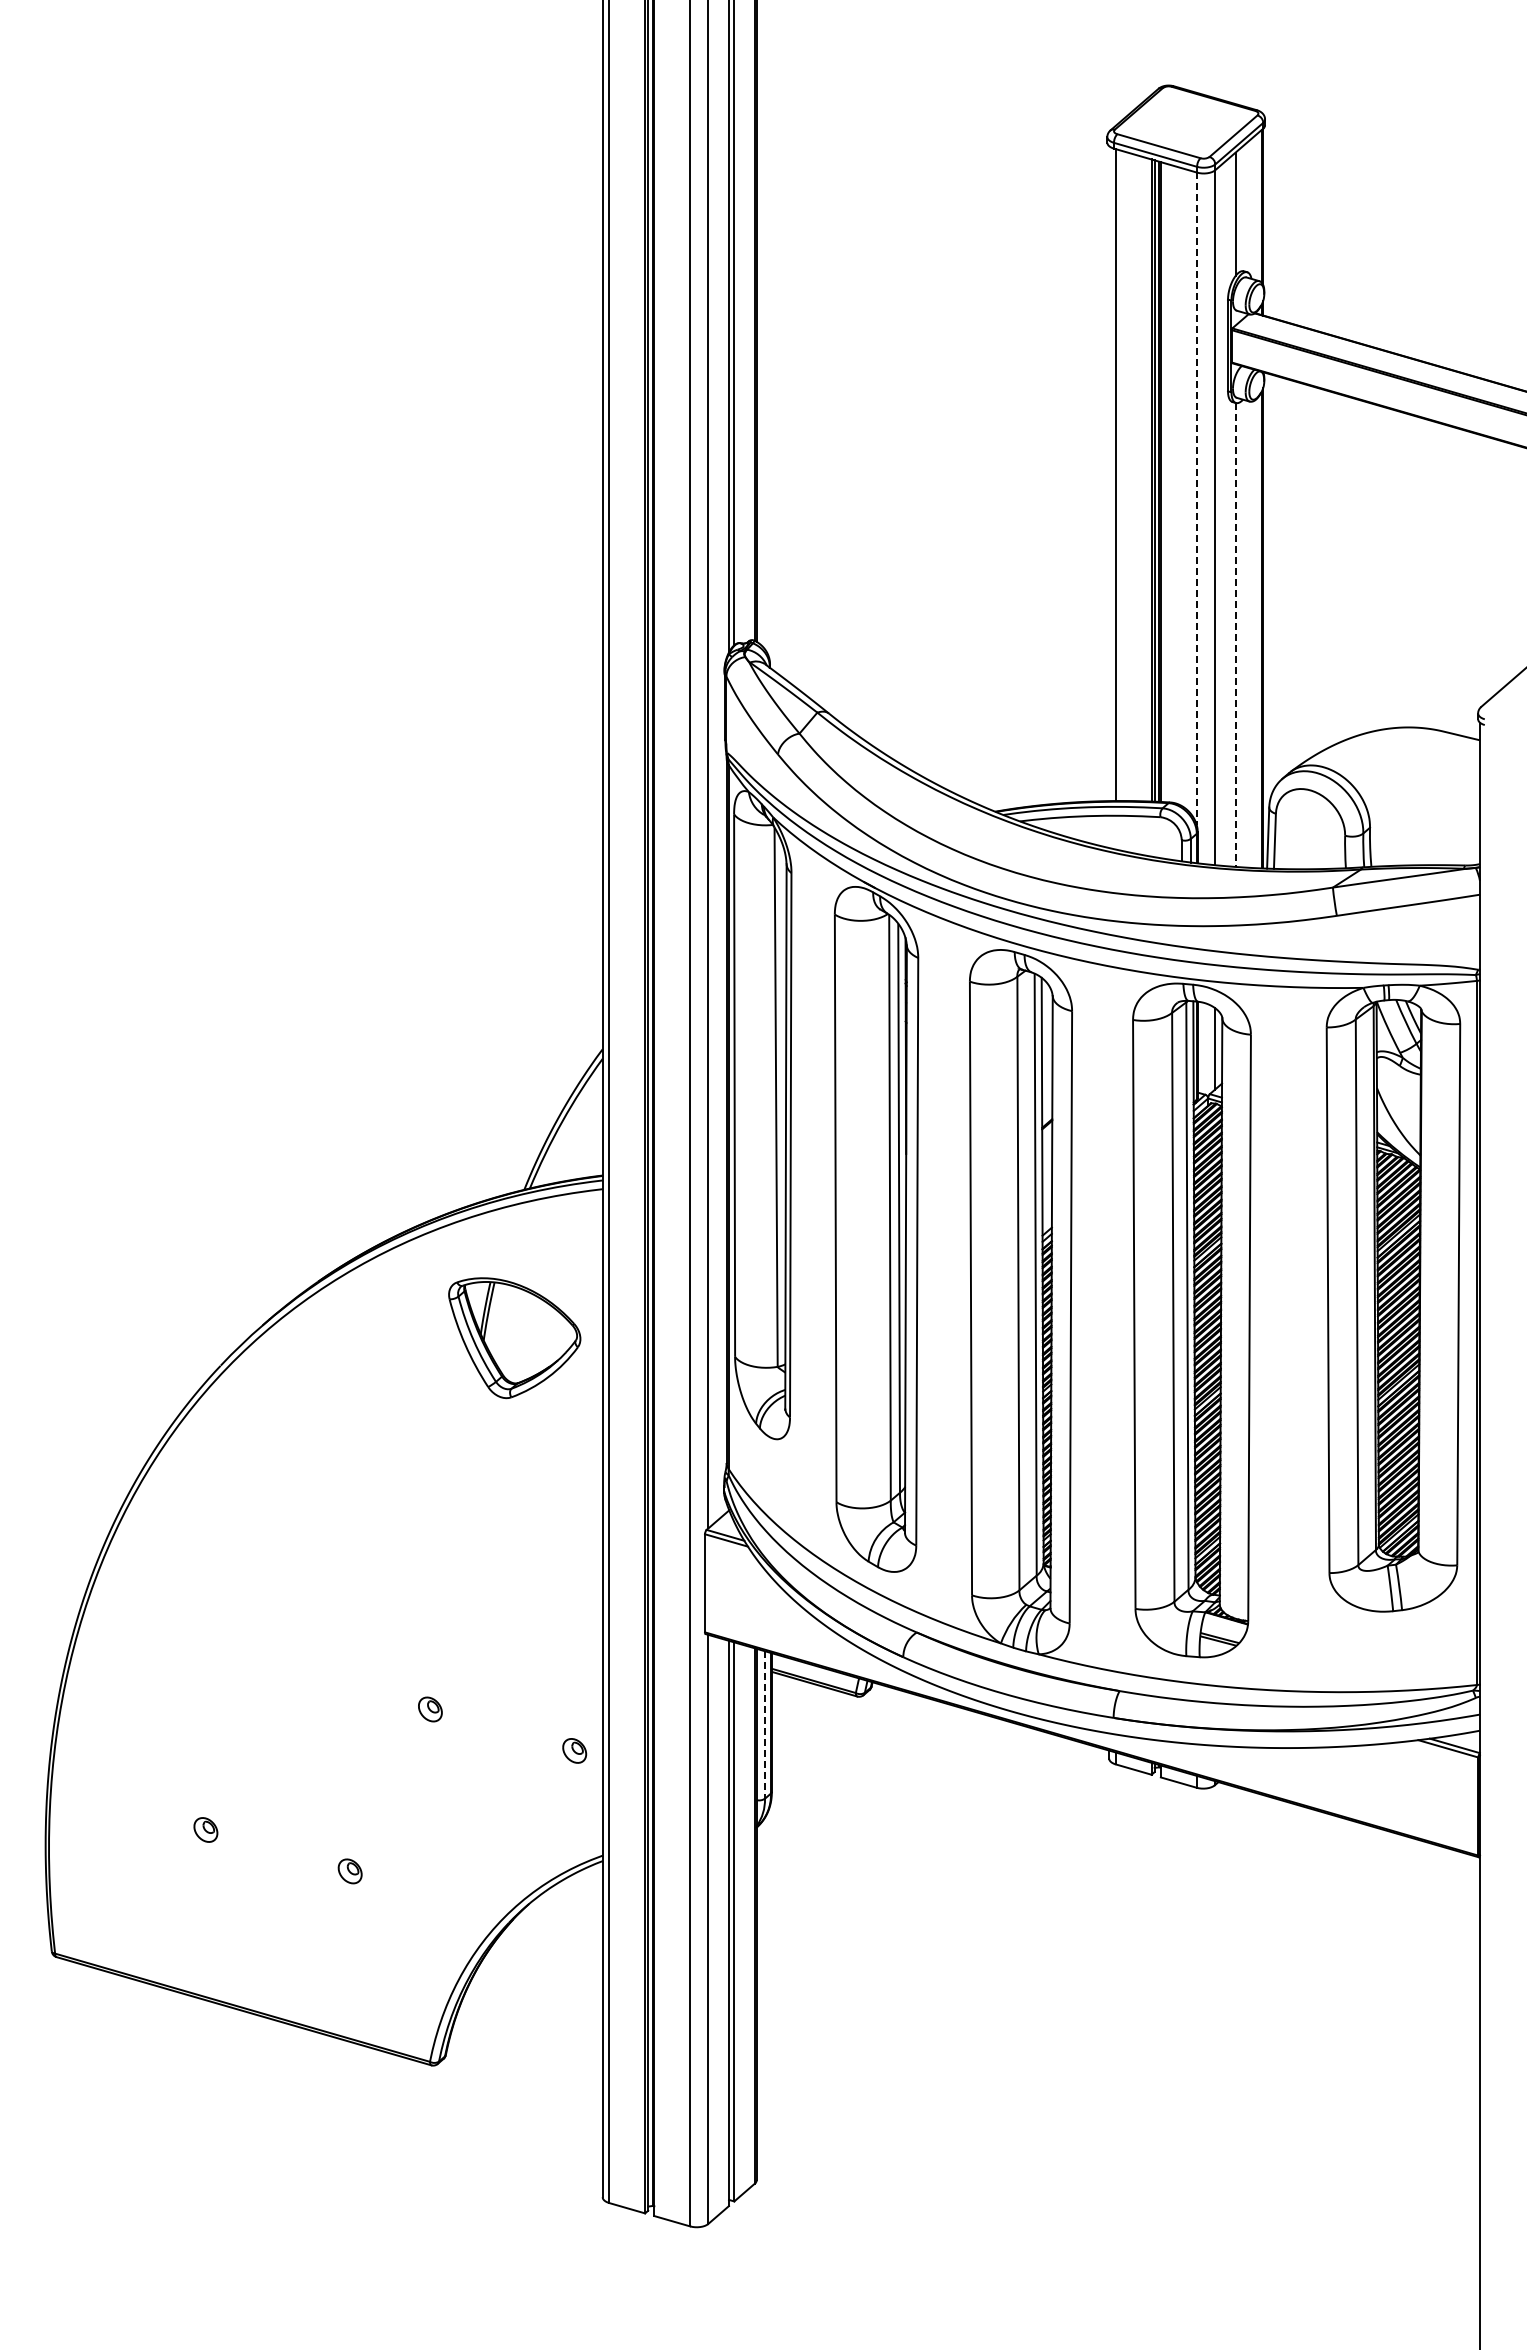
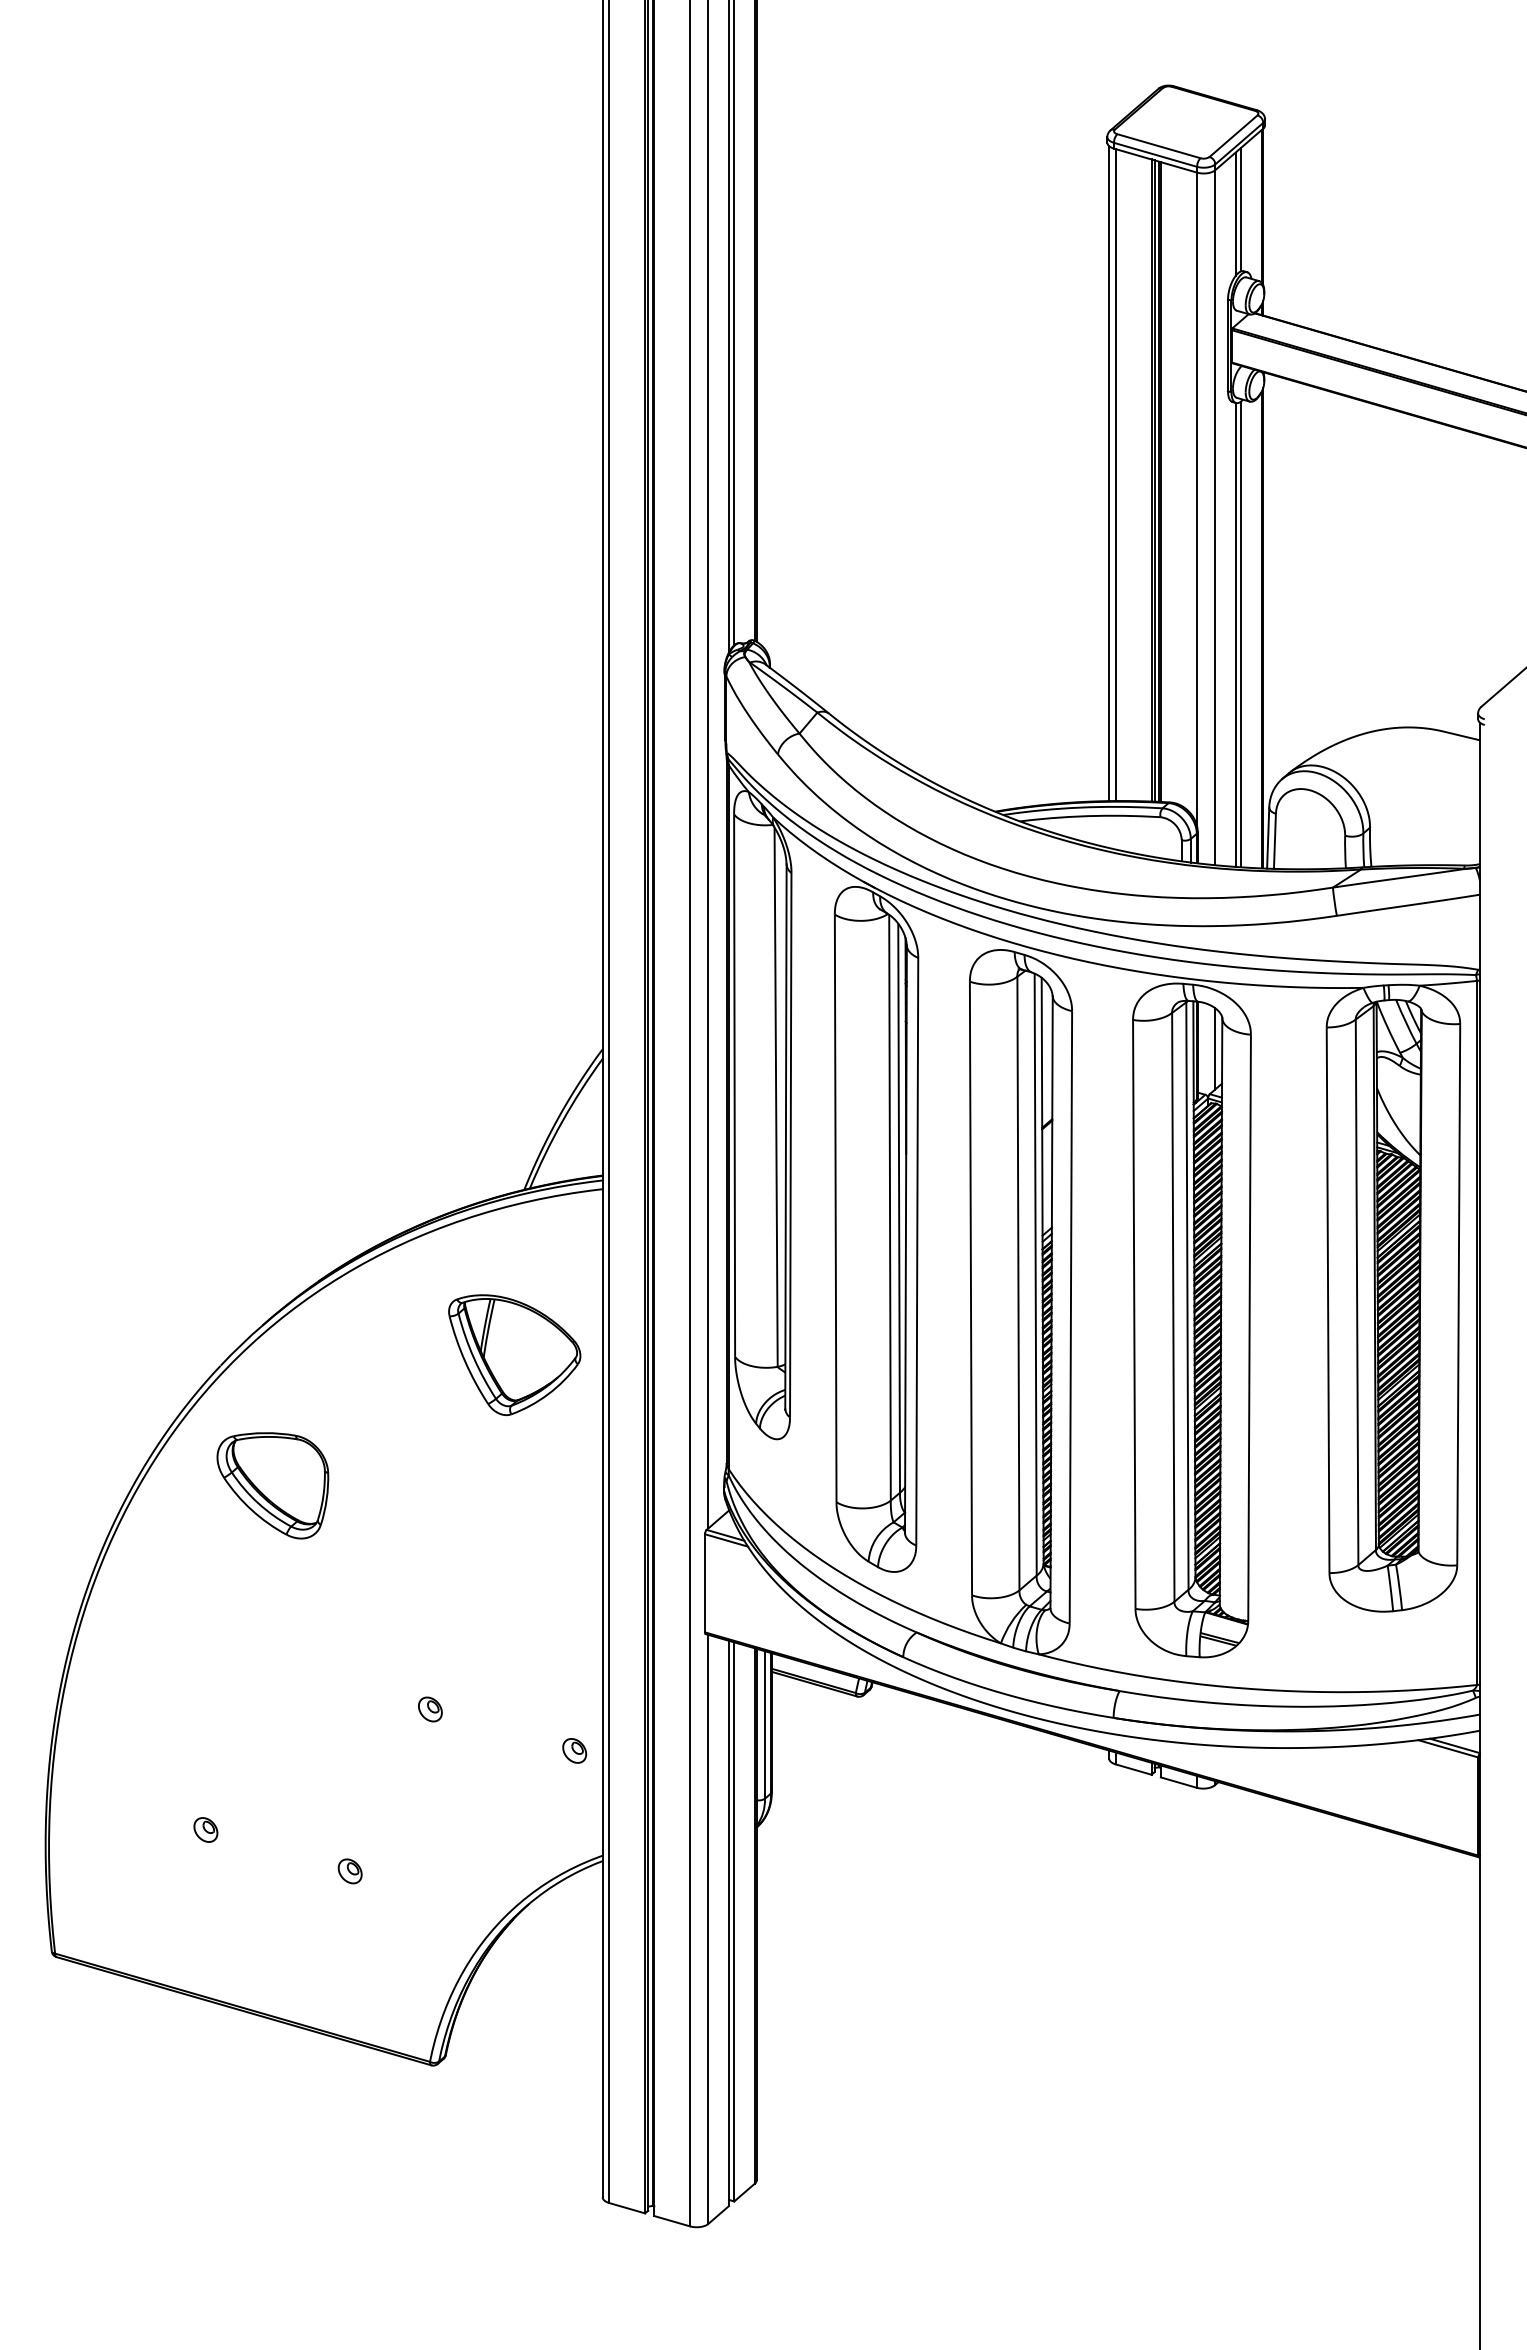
line: none -> present (1240, 209)
line: none -> present (1109, 473)
line: dashed -> solid (1196, 499)
line: dashed -> solid (1235, 634)
line: none -> present (1240, 634)
part position: (514, 1338) -> (514, 1355) (514, 1355)
part: none -> present (272, 1485)
line: dashed -> solid (764, 1724)
